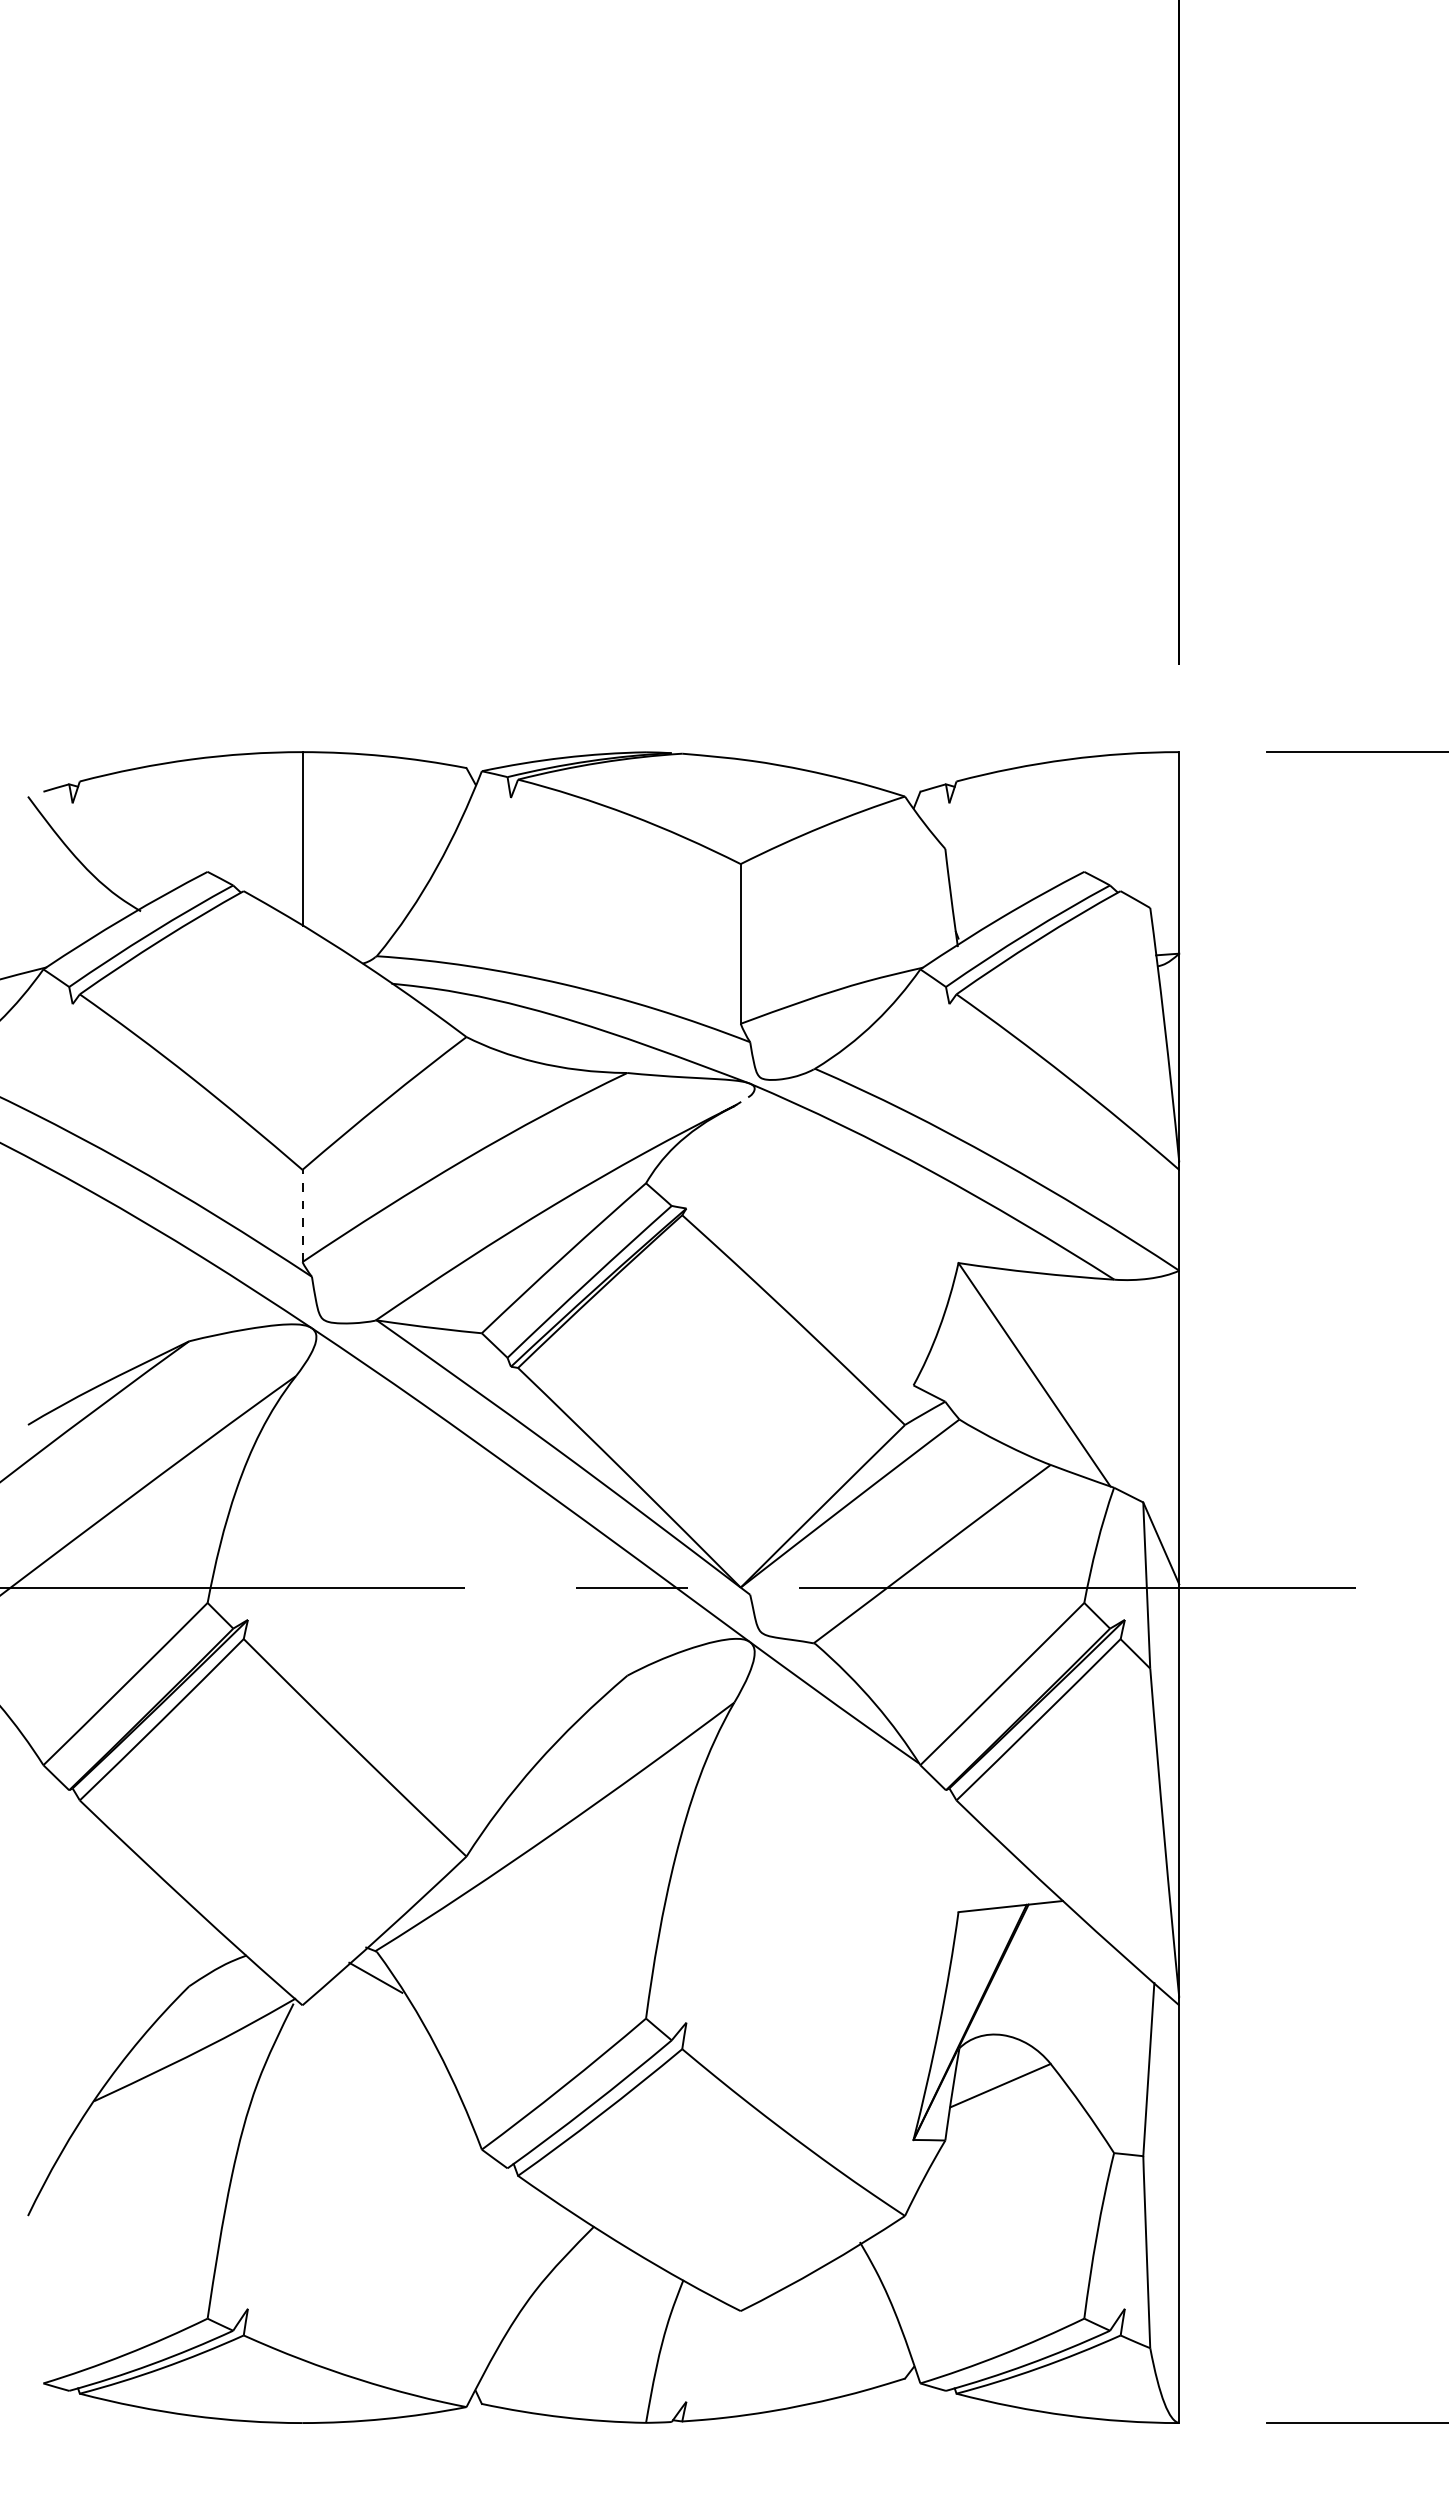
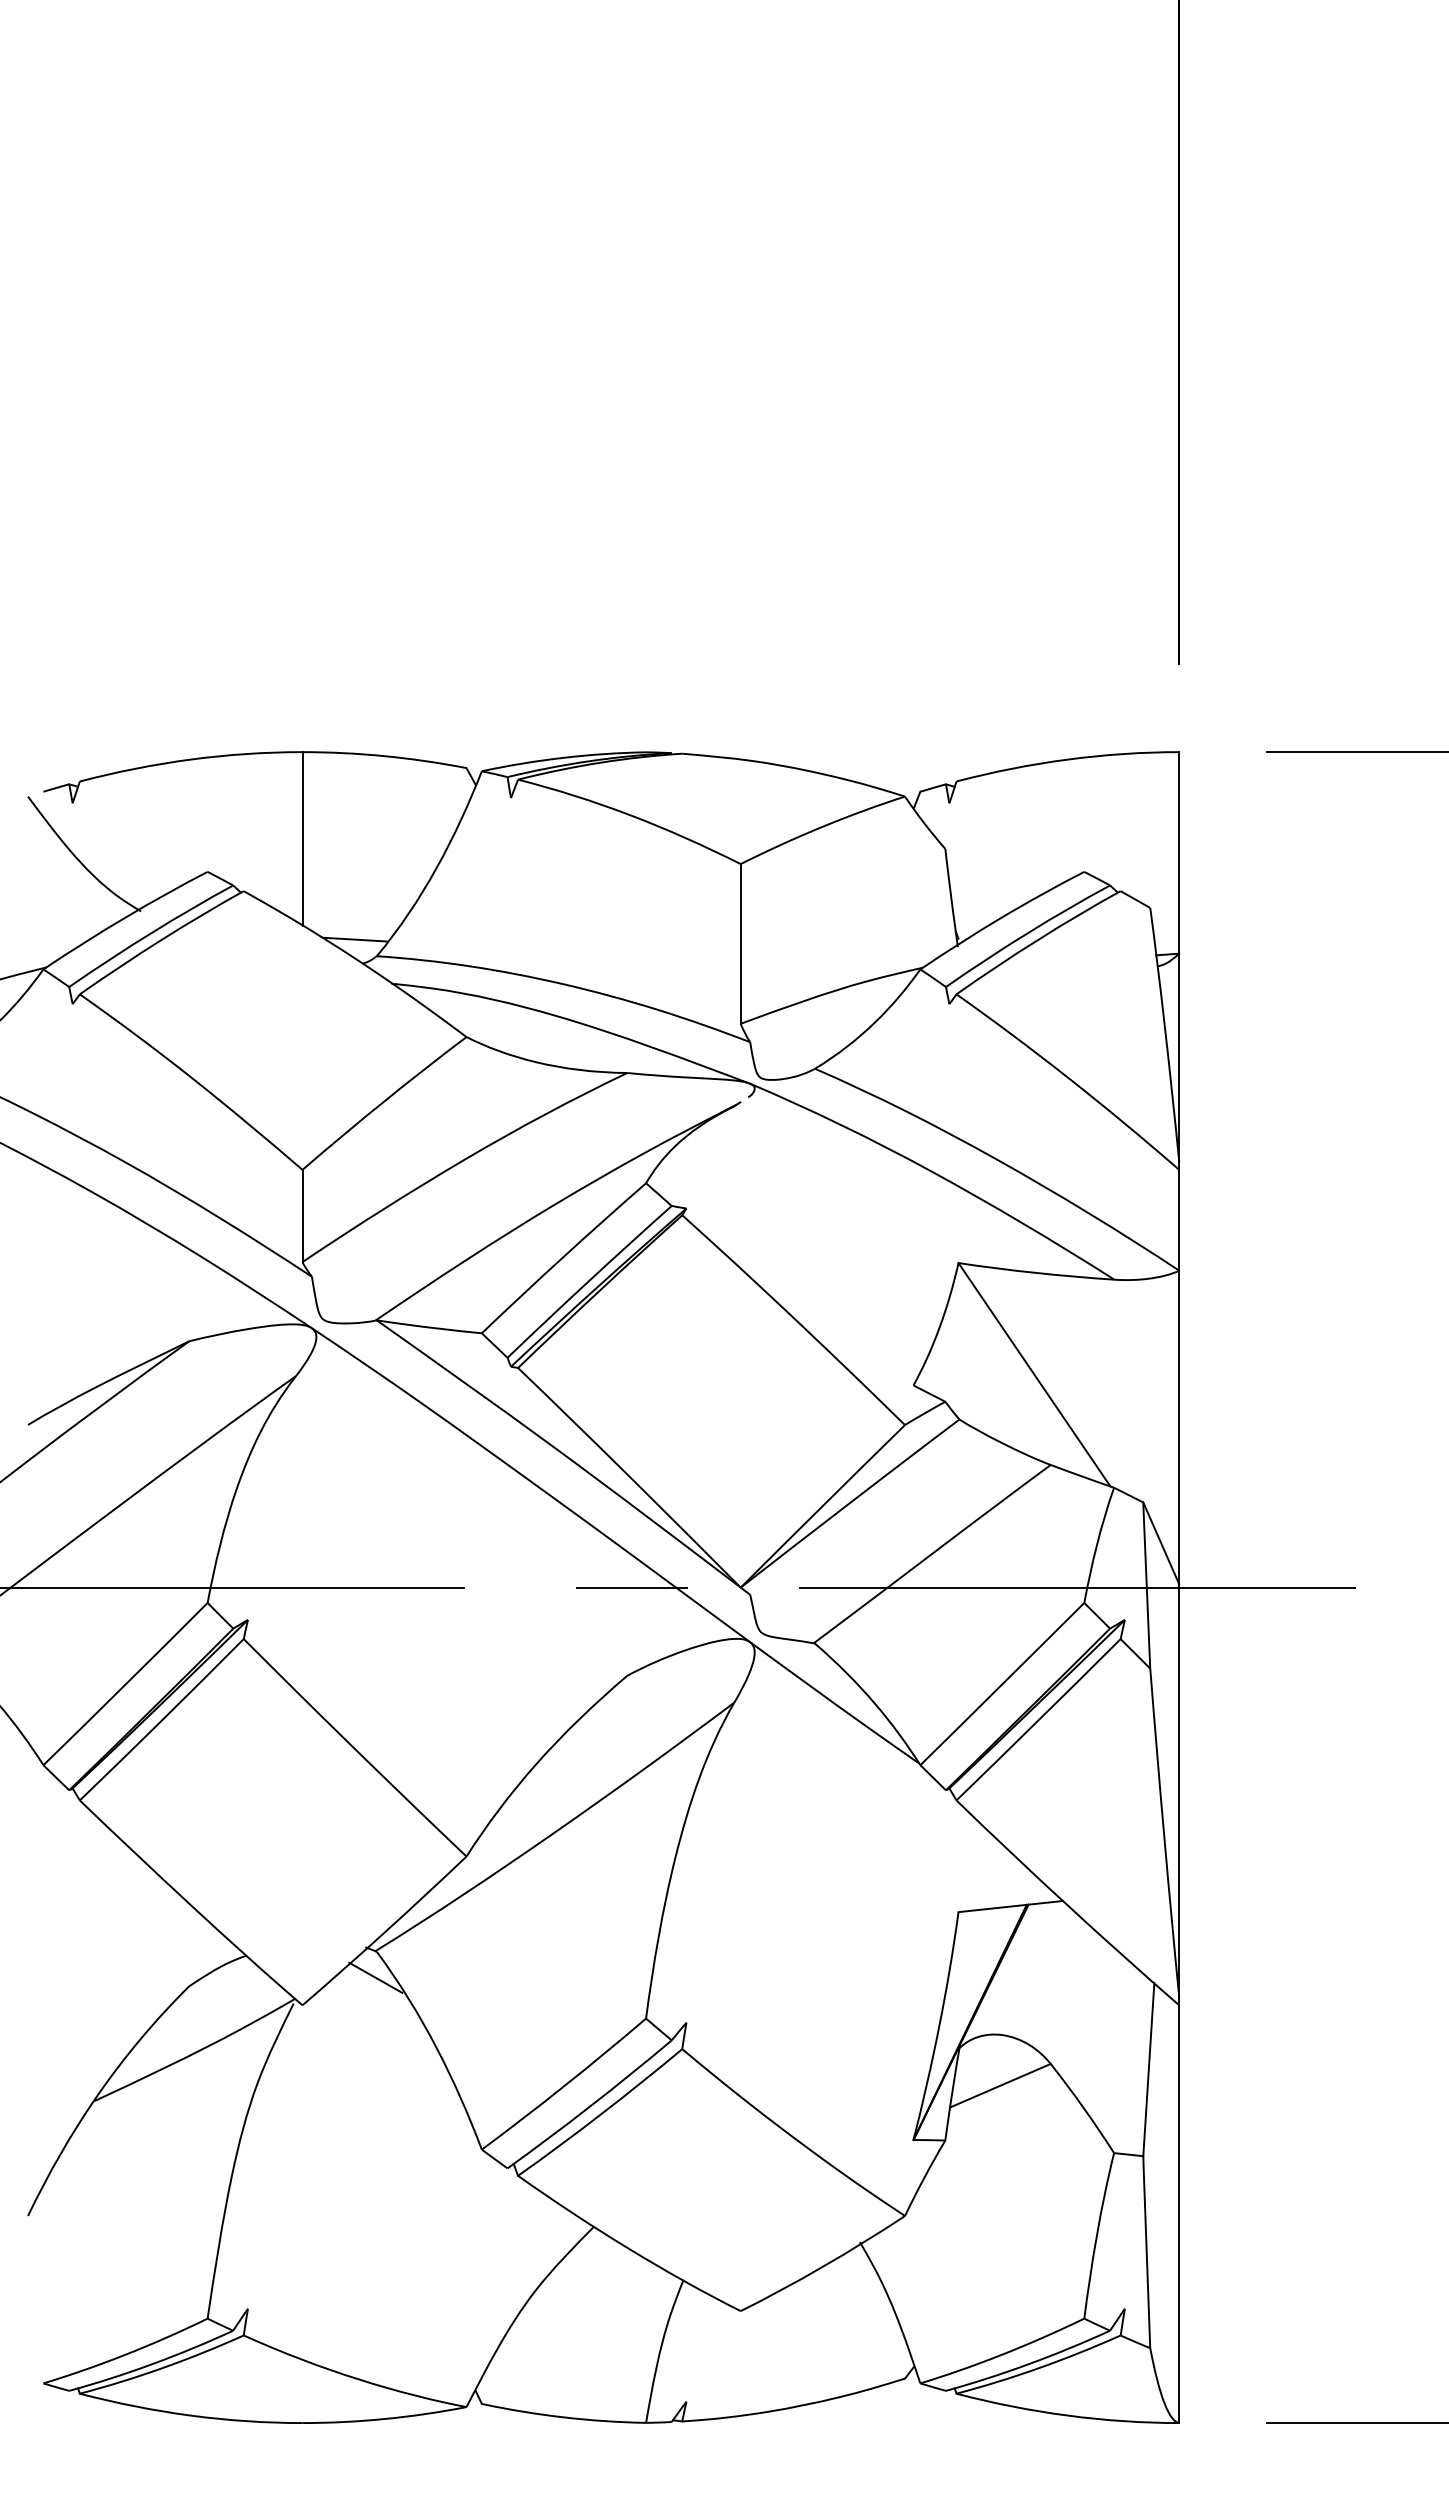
line: none -> present (354, 939)
line: dashed -> solid (302, 1215)
